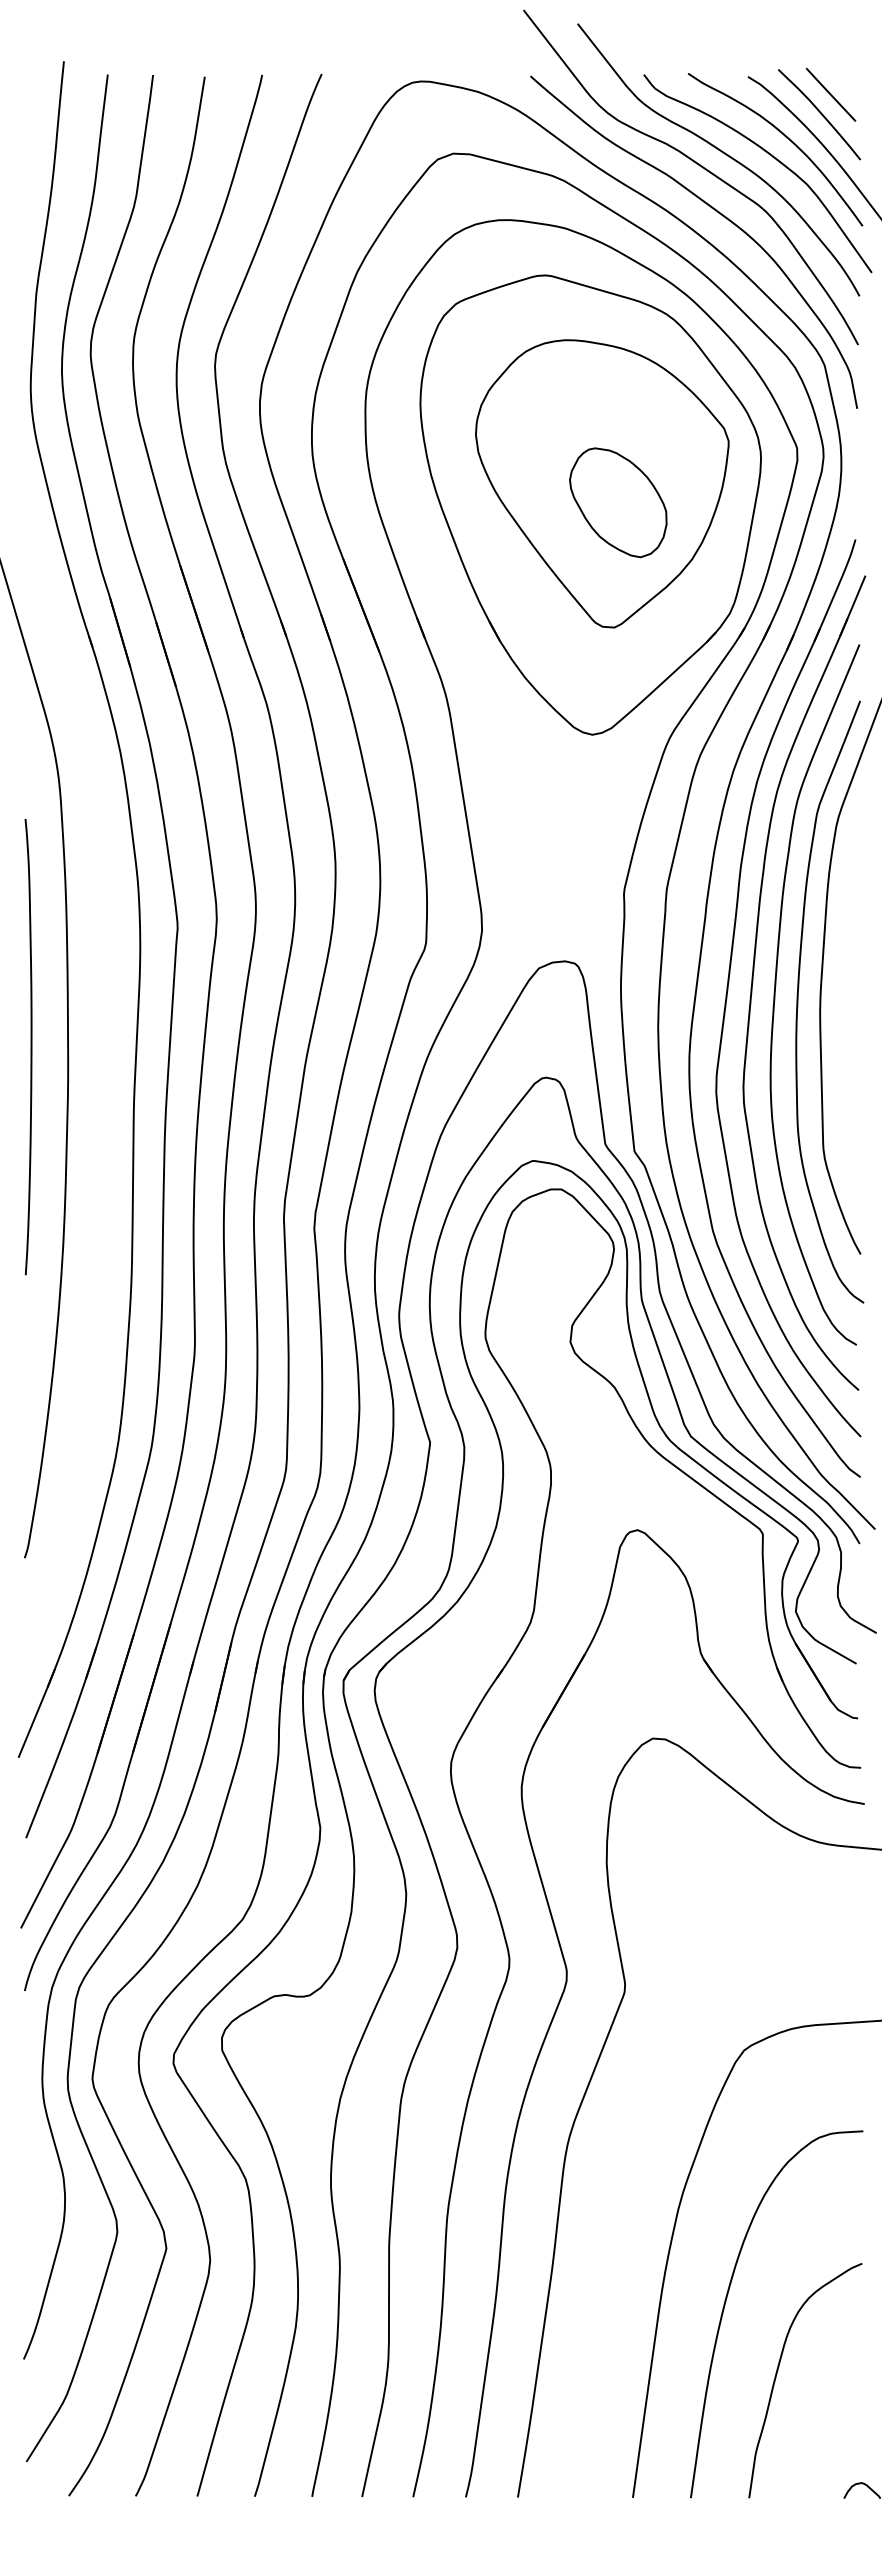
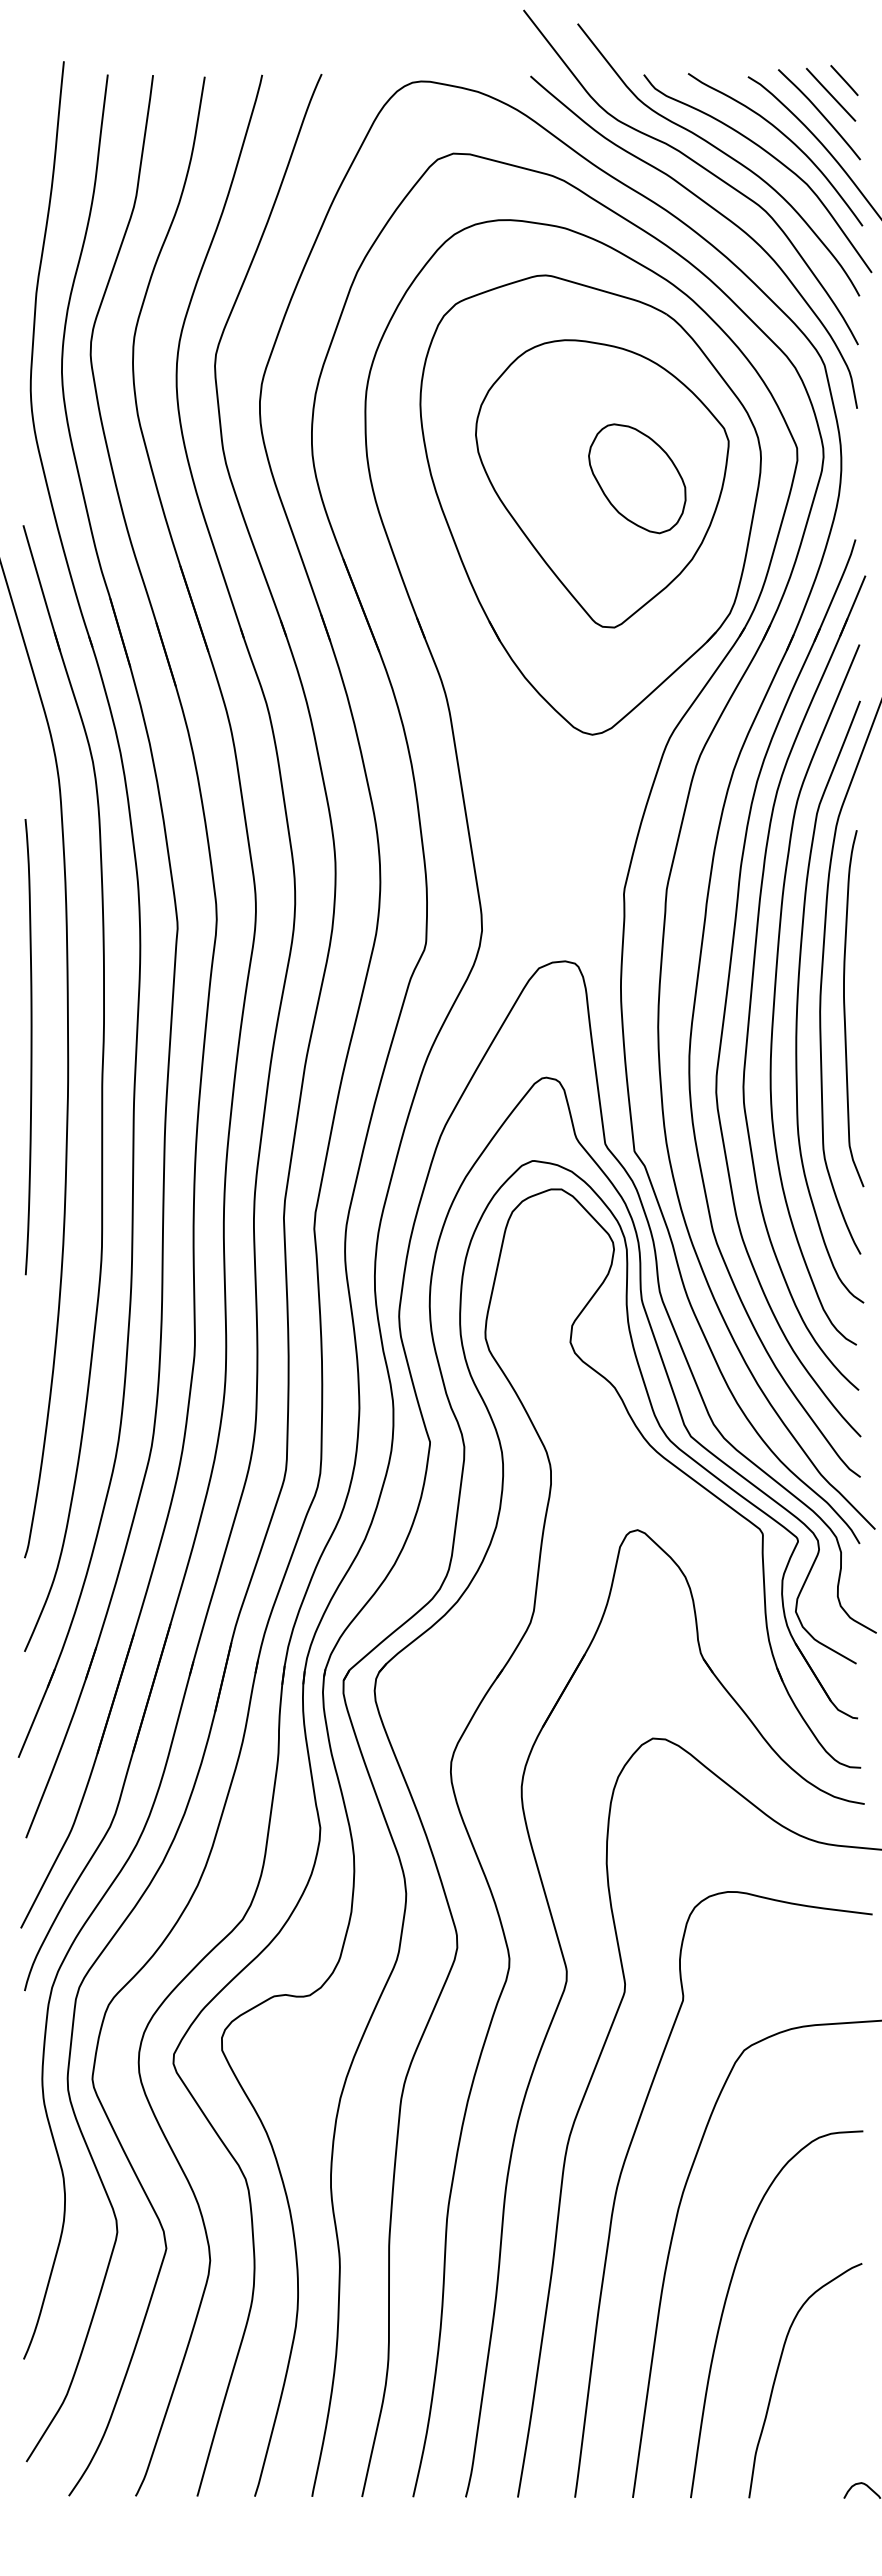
line: none -> present (844, 80)
part position: (618, 502) -> (637, 478) (637, 478)
curve: none -> present (845, 1008)
part: none -> present (101, 1088)
curve: none -> present (623, 2169)
